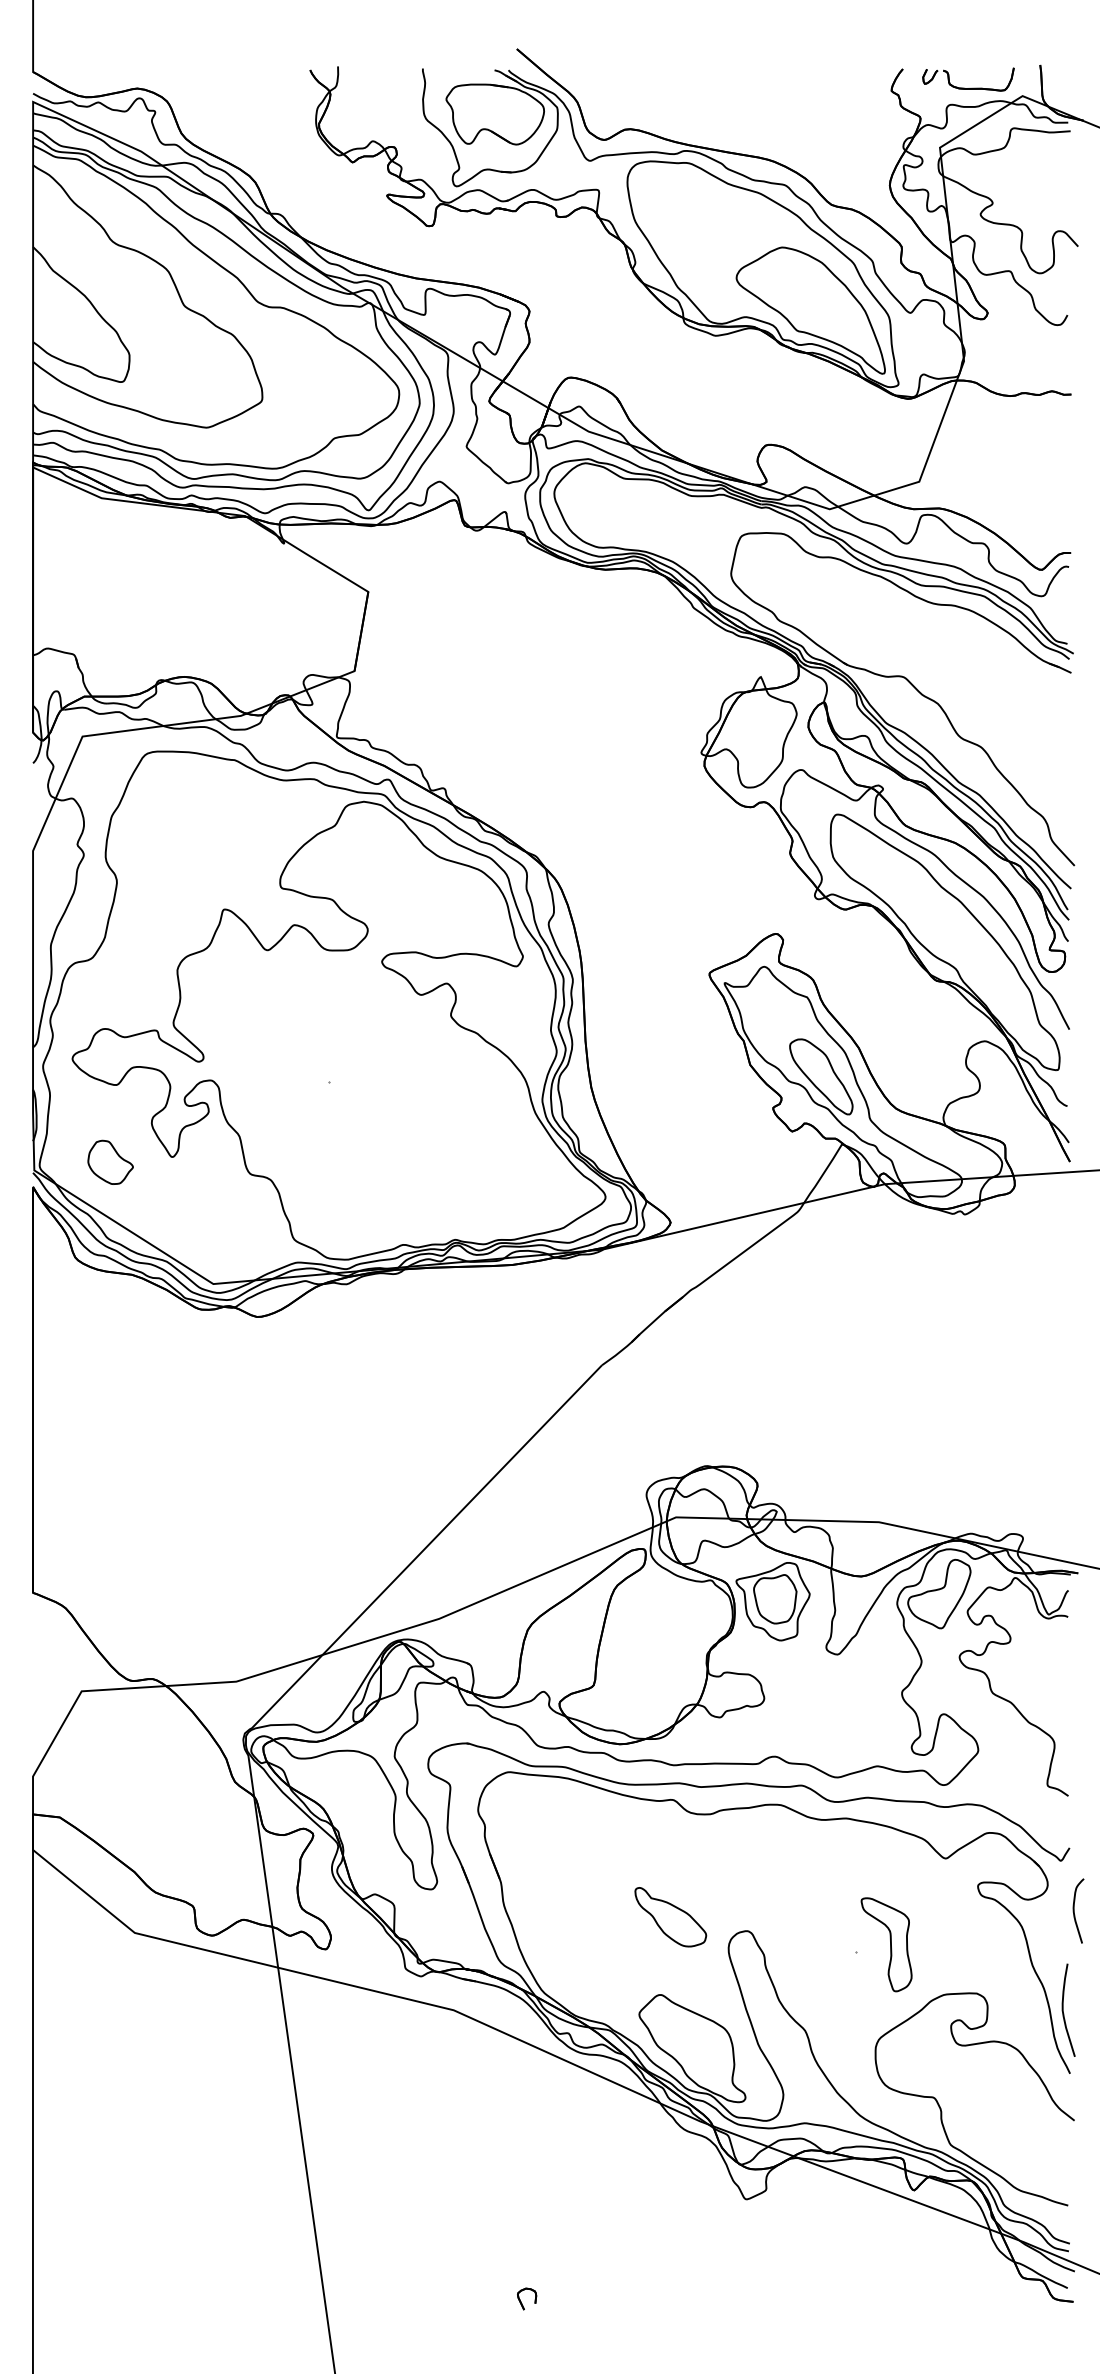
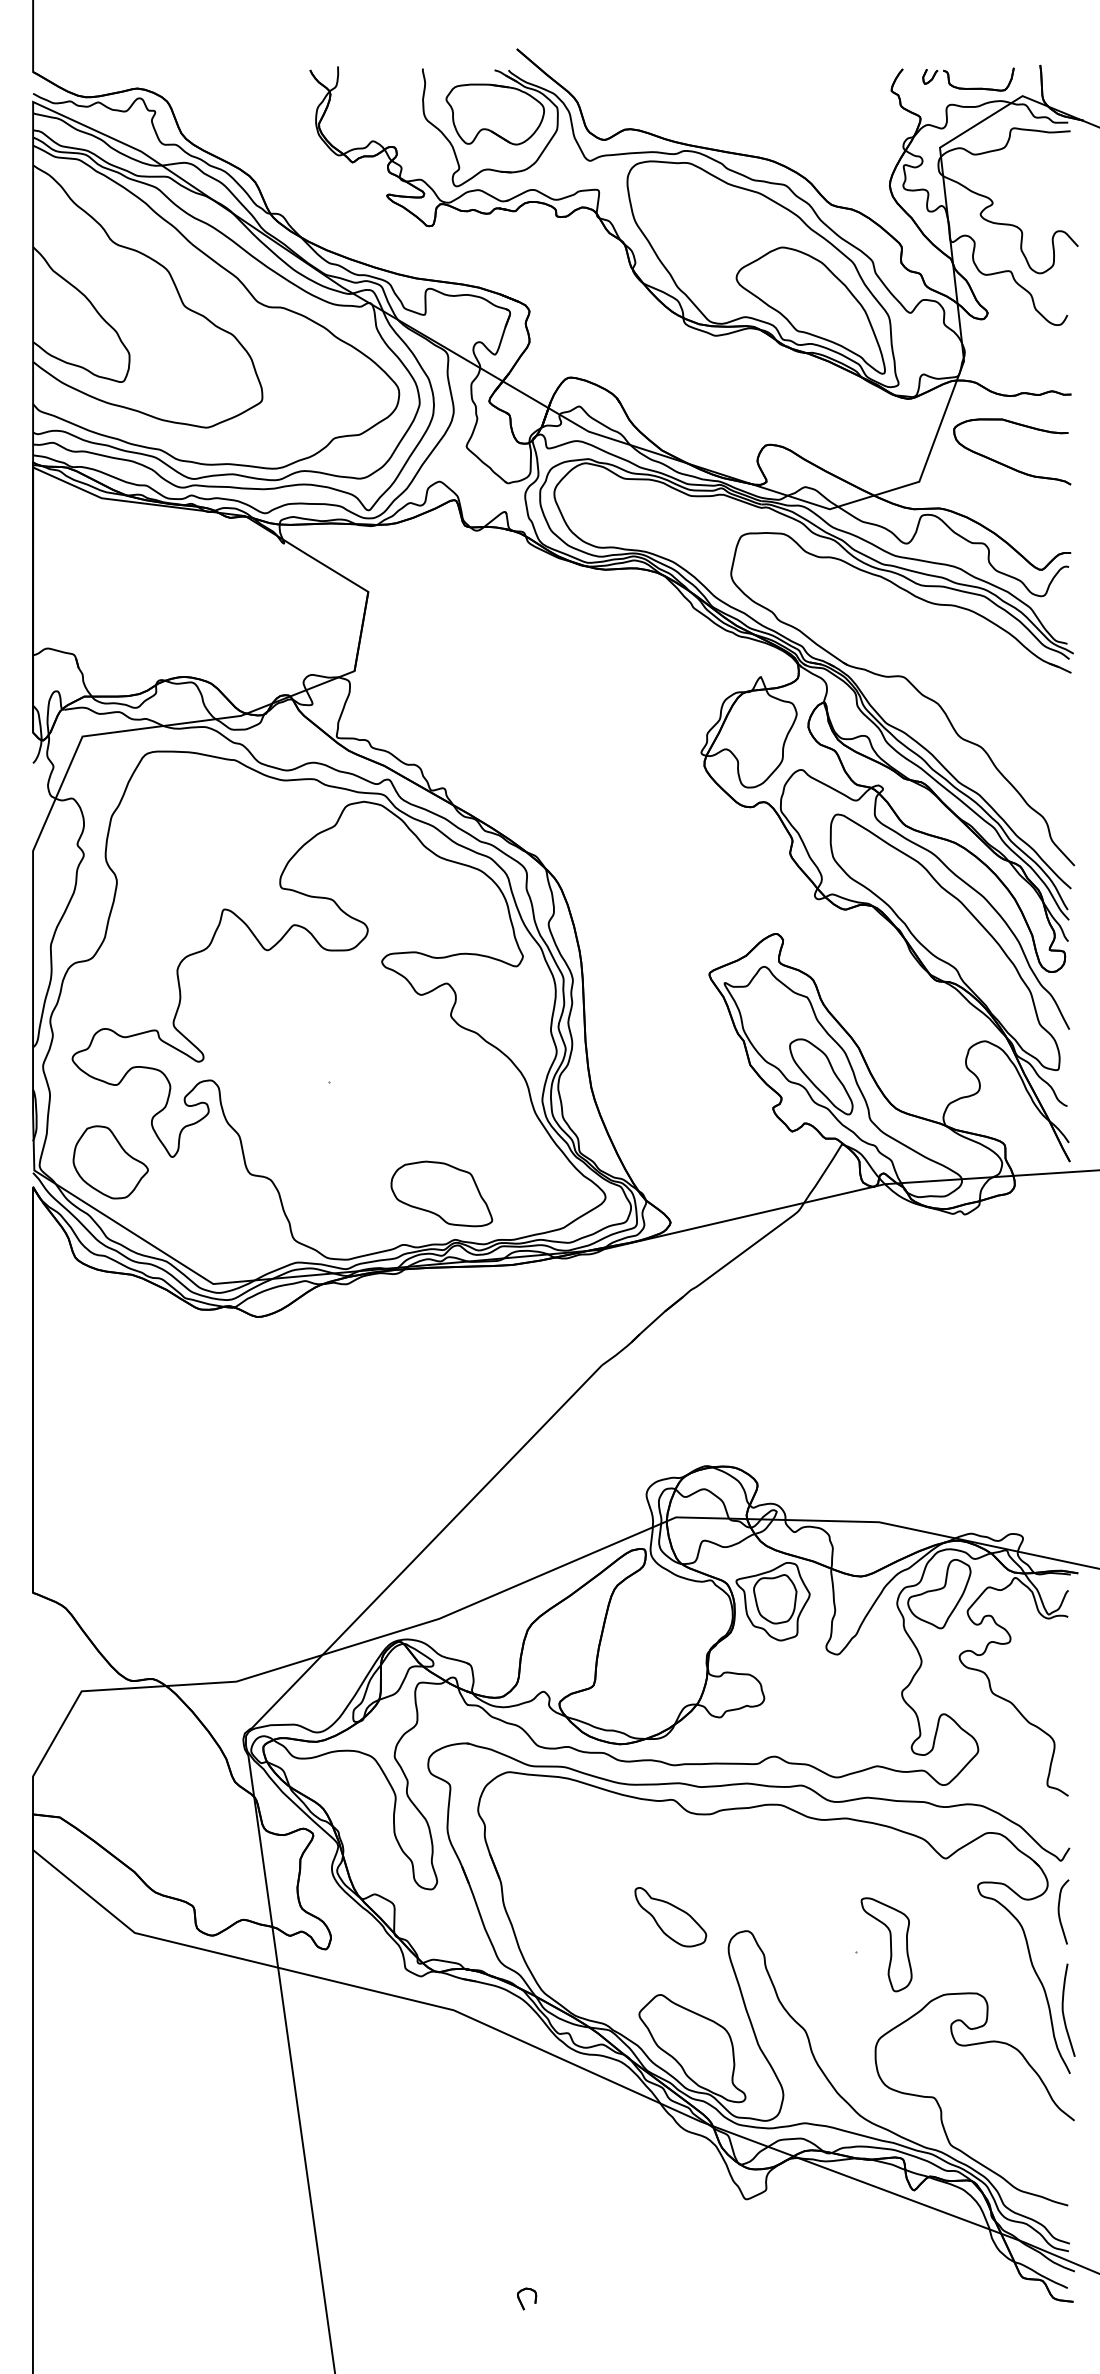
part: none -> present (1008, 465)
part size: 47x46 px -> 77x75 px (110, 1162)
part: none -> present (441, 1193)
curve position: (1074, 1910) -> (1059, 1911) (1059, 1911)
